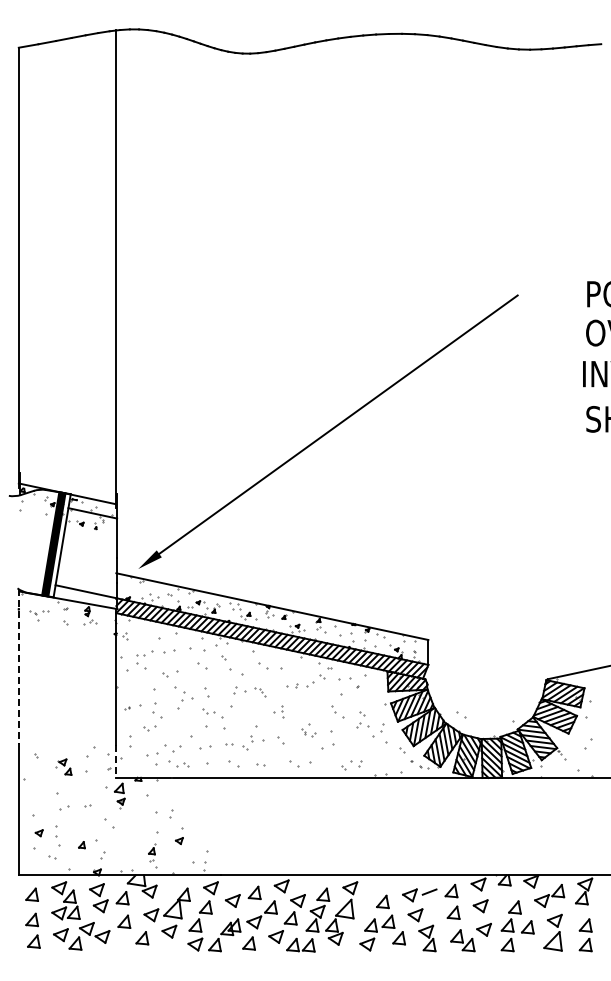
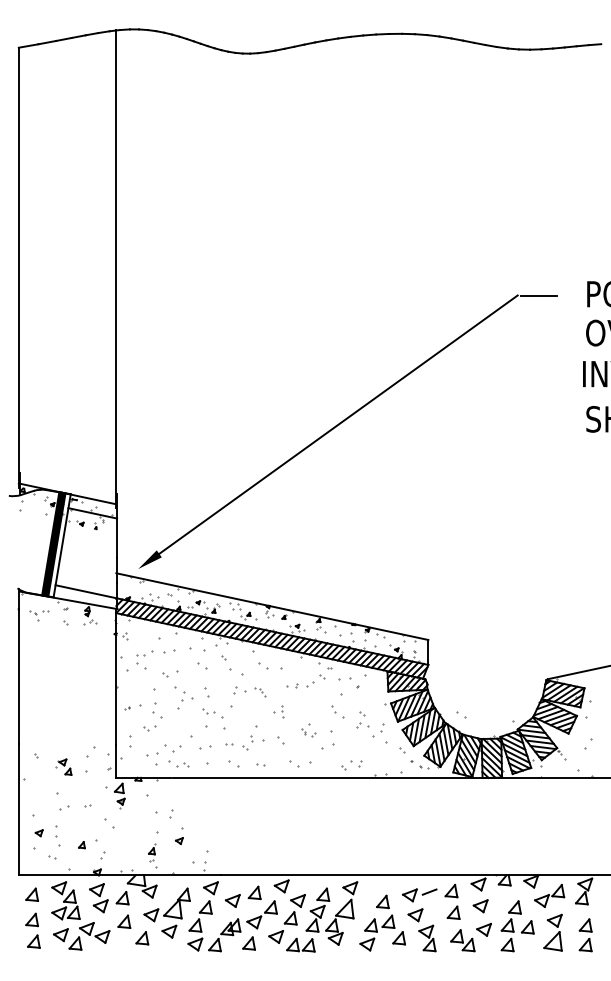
line: none -> present (538, 295)
line: dashed -> solid (18, 666)
line: dashed -> solid (116, 762)
